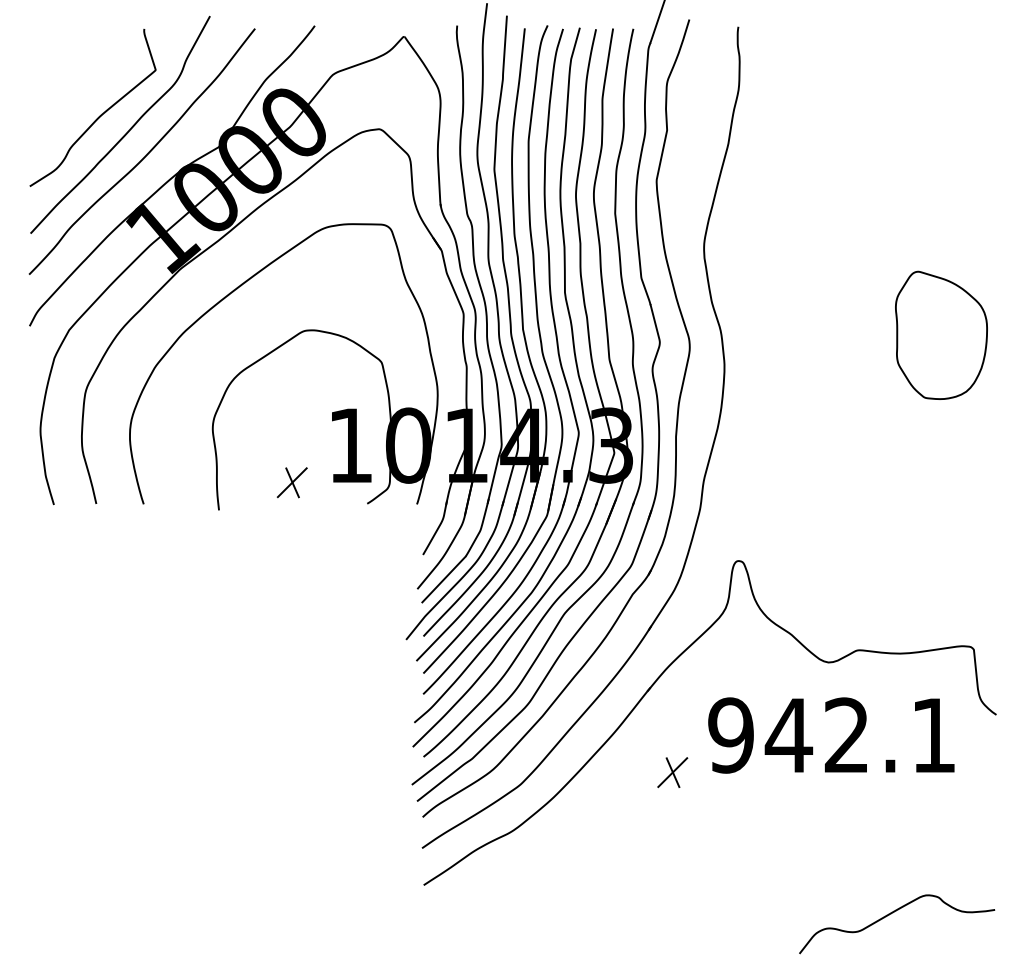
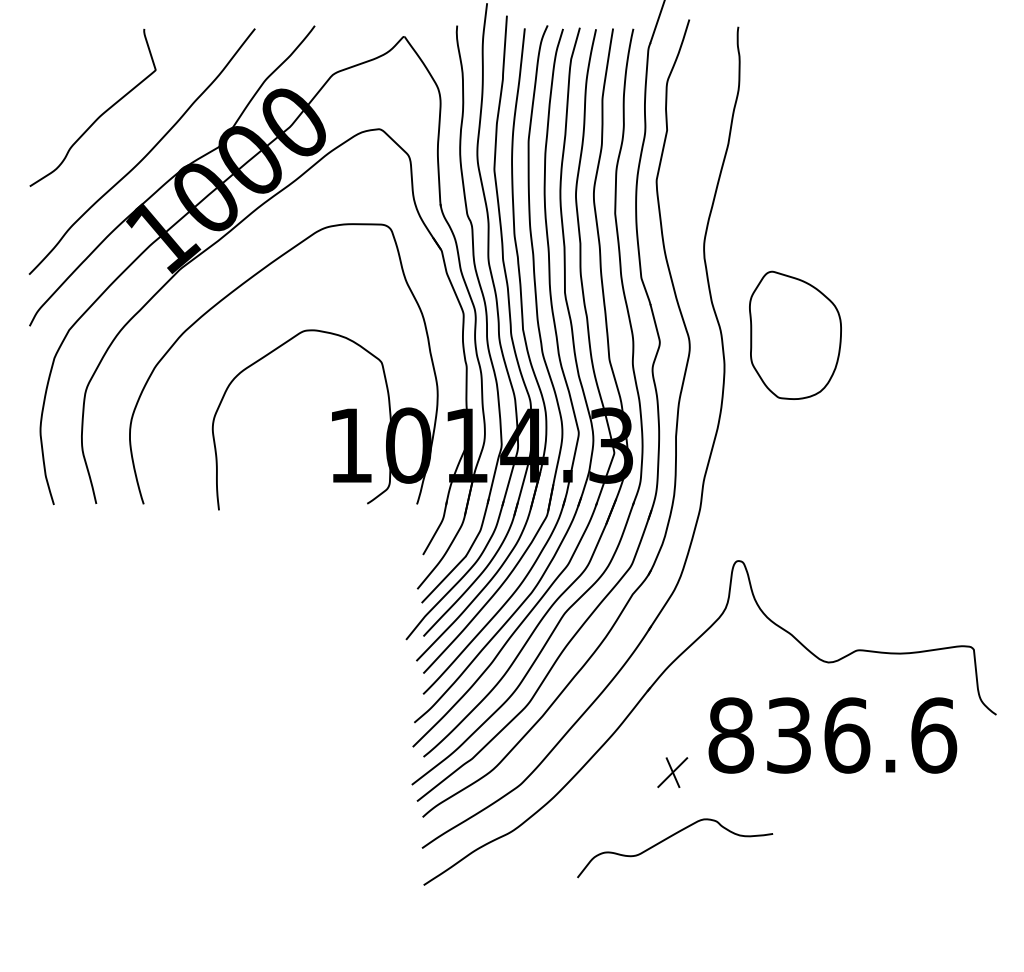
curve: present -> none (127, 131)
part position: (941, 334) -> (795, 334) (795, 334)
part: present -> none (291, 482)
text: 942.1 -> 836.6 (832, 735)
curve position: (891, 914) -> (669, 838) (669, 838)
